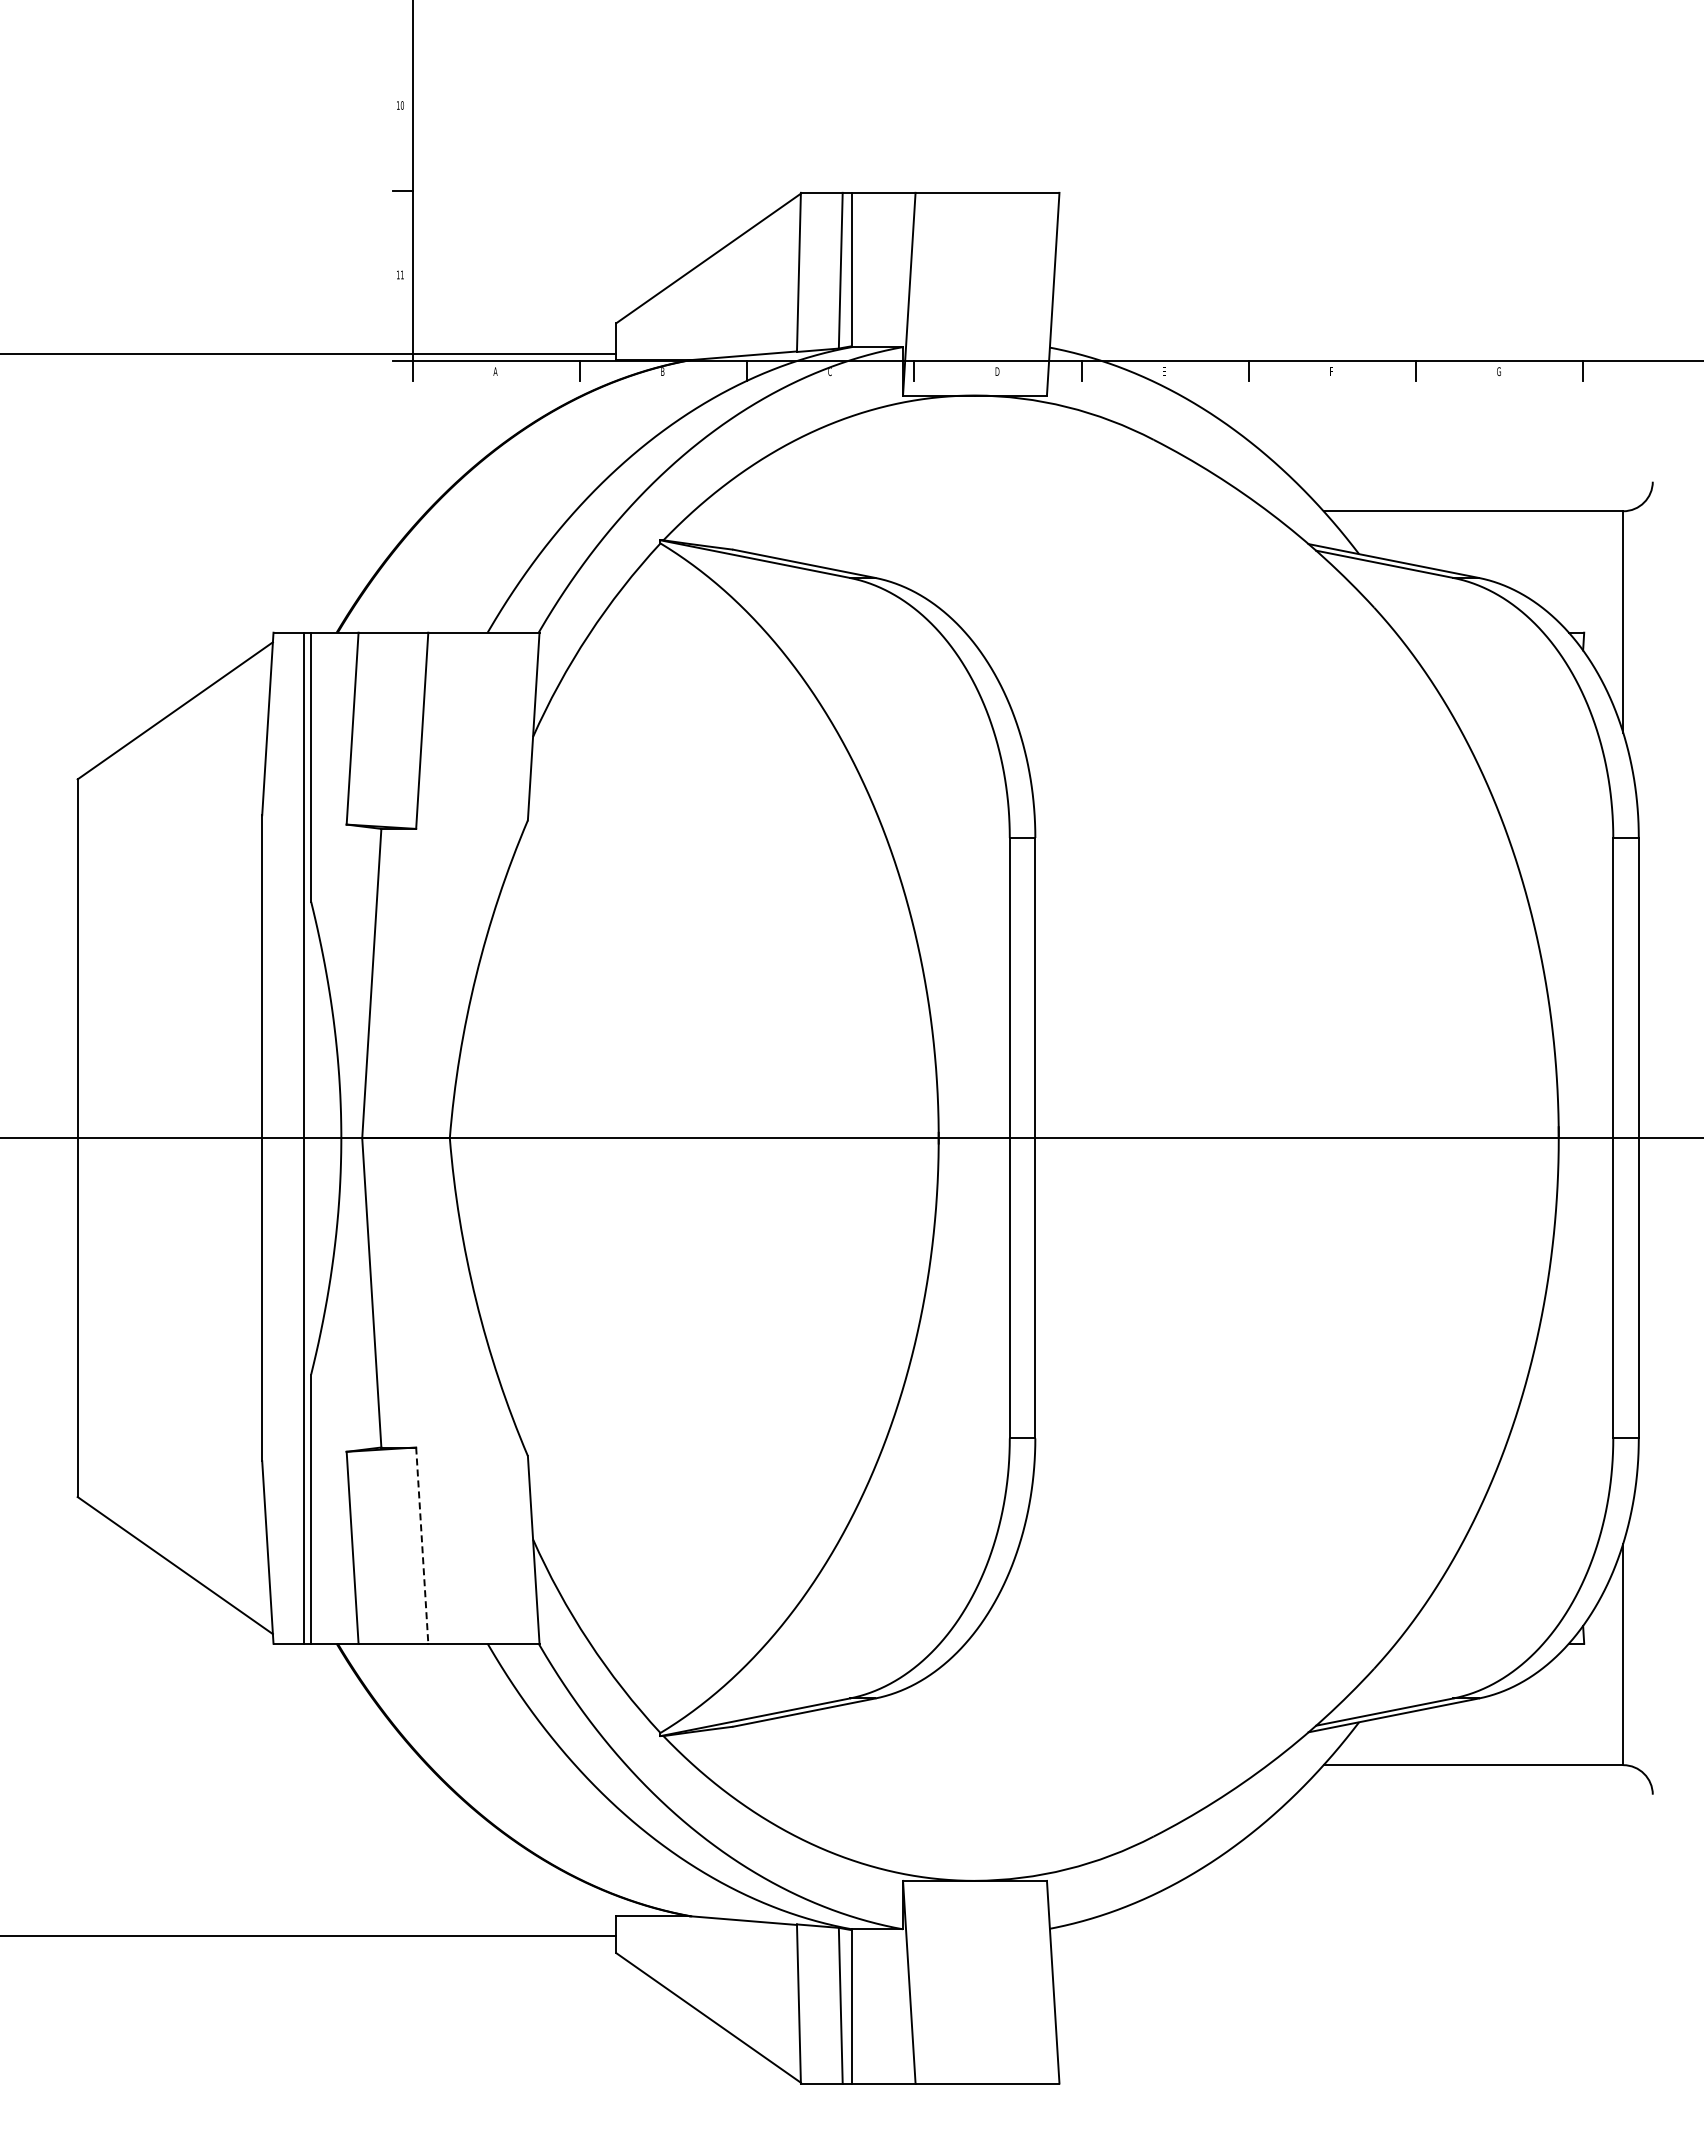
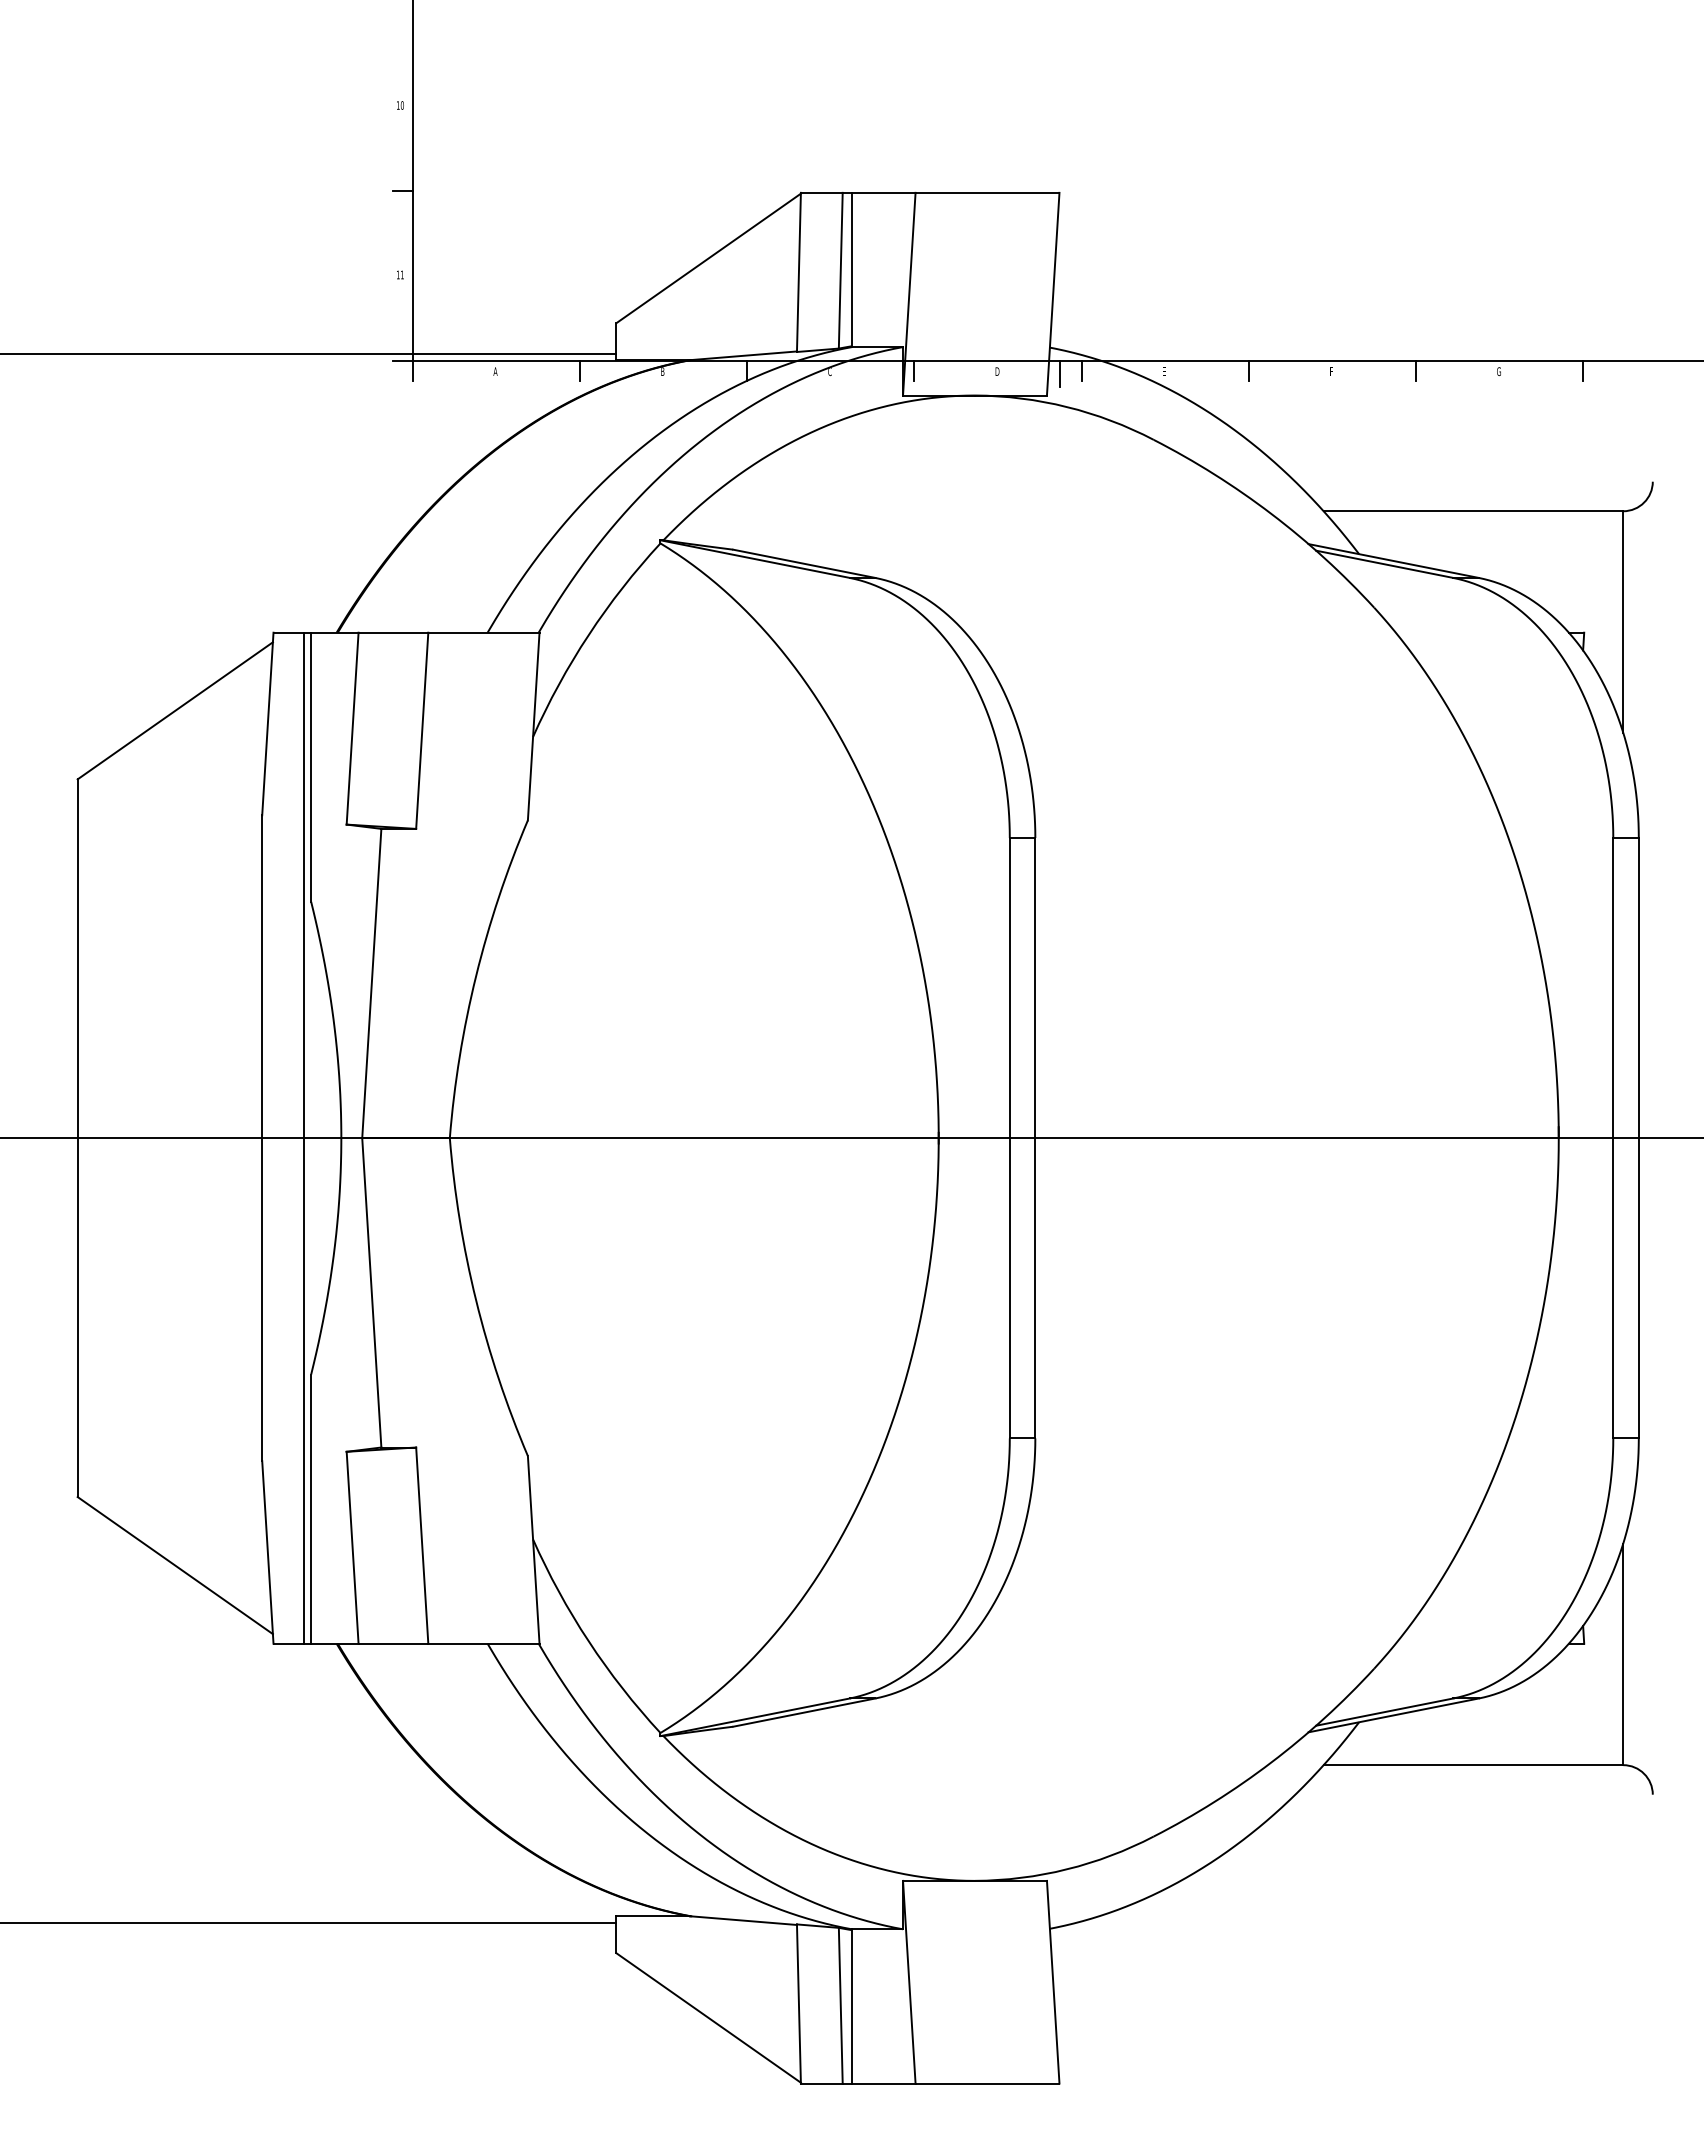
line: none -> present (1060, 373)
line: dashed -> solid (422, 1546)
line position: (309, 1935) -> (309, 1922) (309, 1922)
